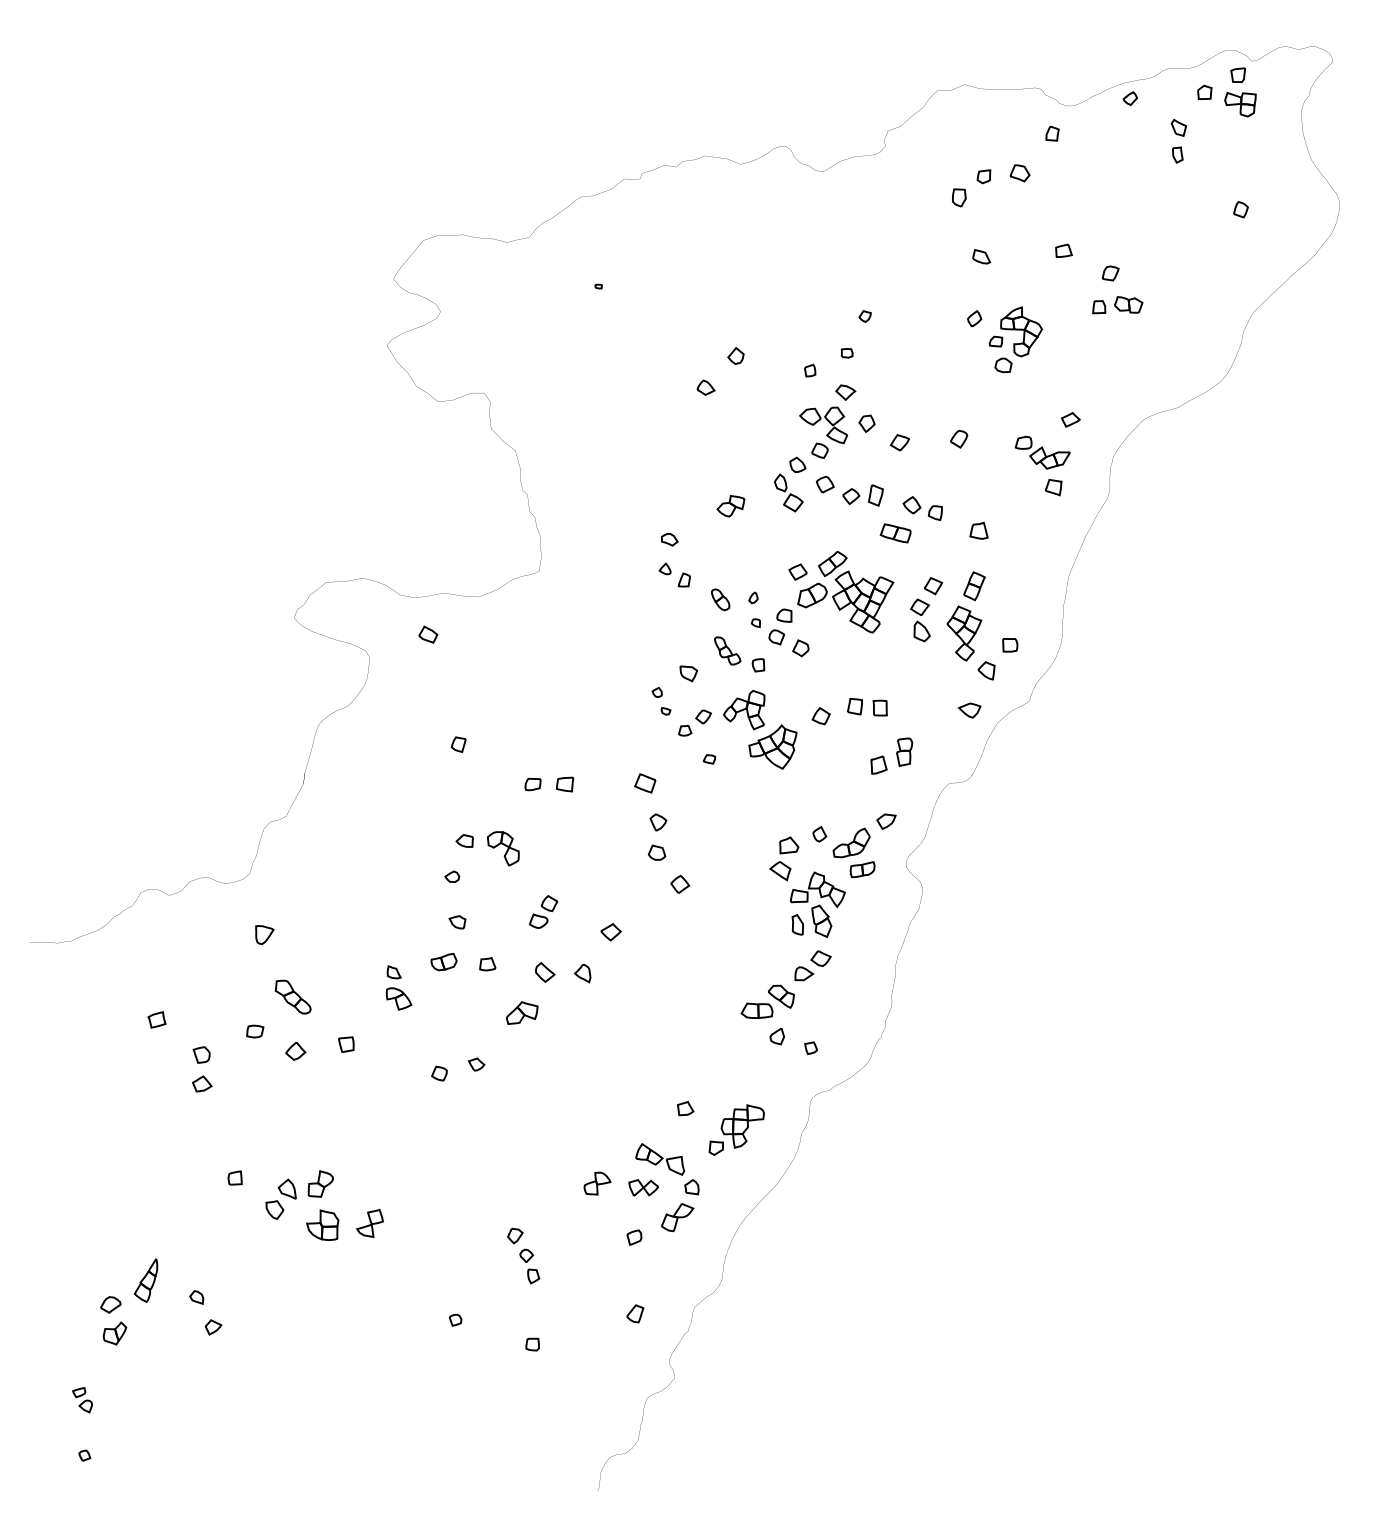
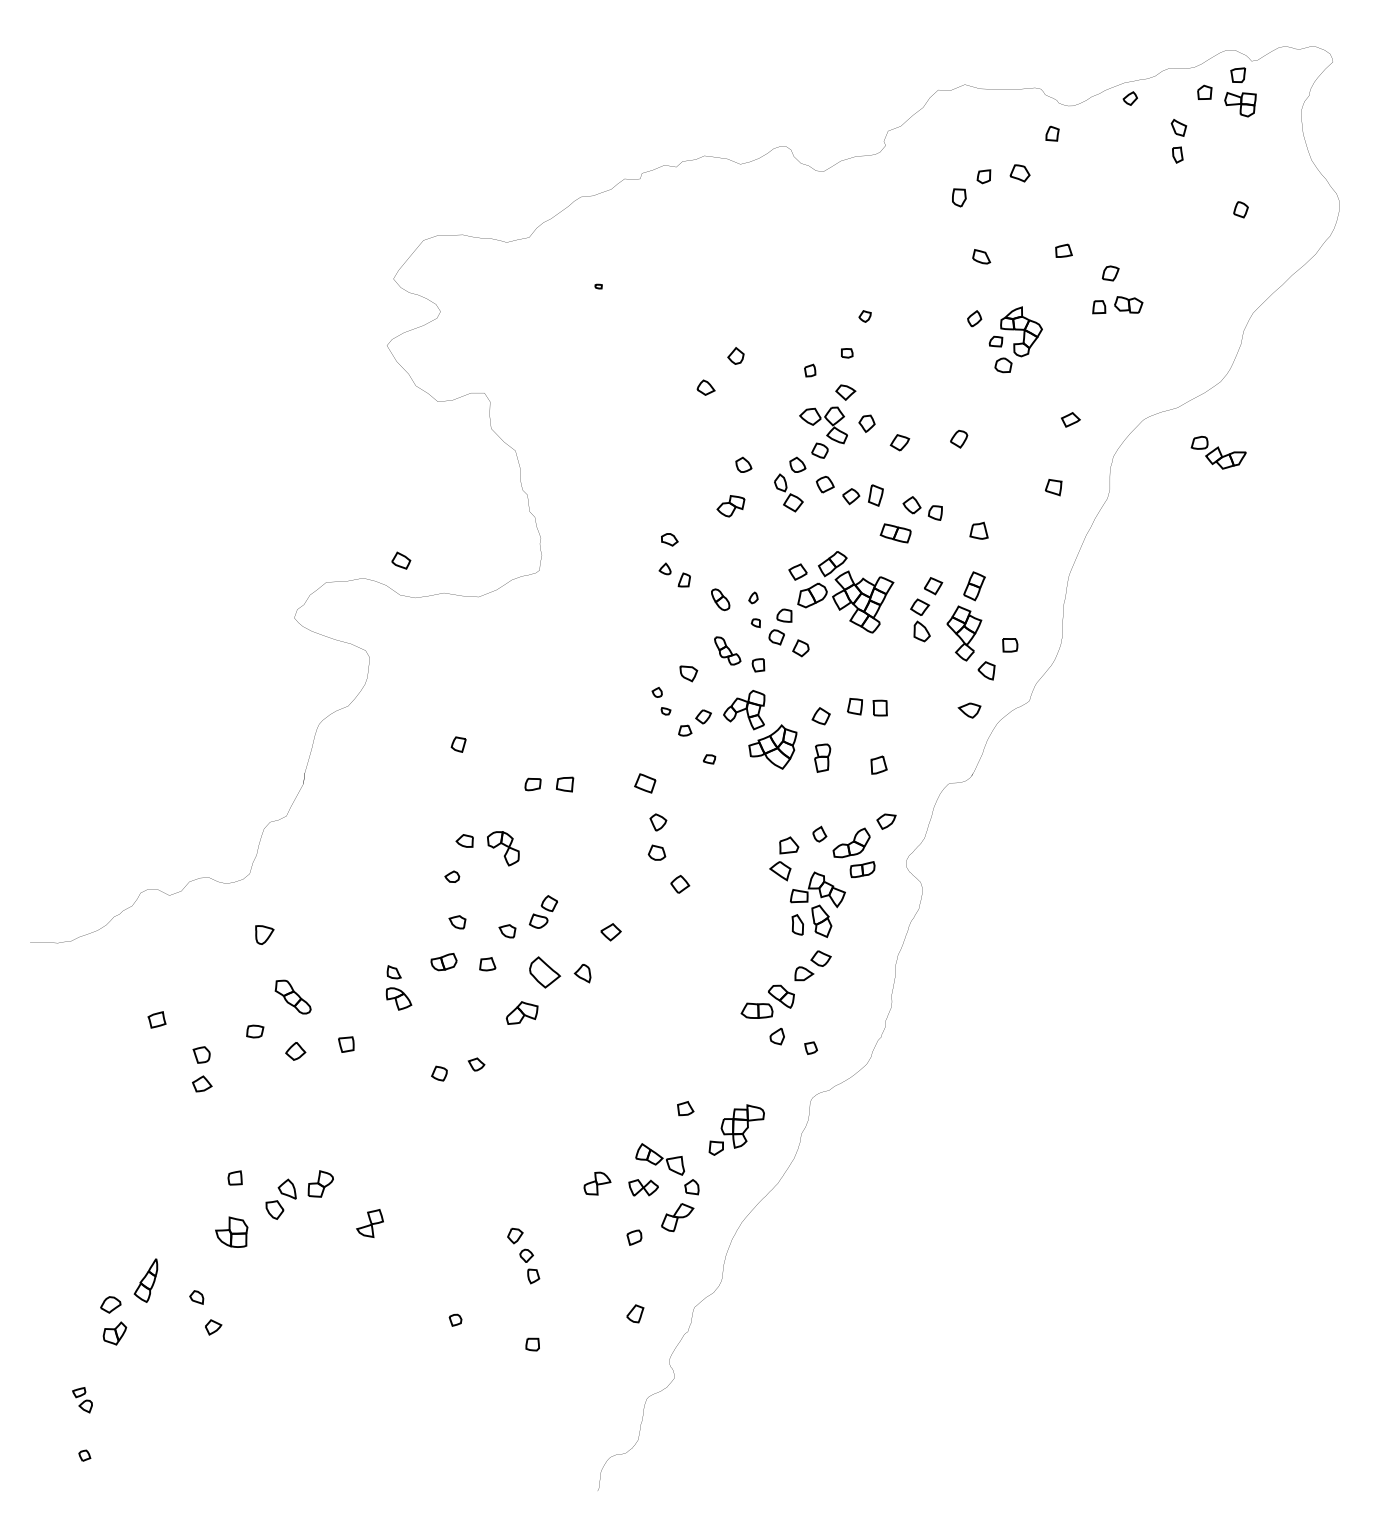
part position: (1042, 452) -> (1218, 452) (1218, 452)
part: none -> present (743, 464)
part position: (428, 634) -> (401, 560) (401, 560)
part position: (904, 751) -> (822, 757) (822, 757)
part: none -> present (507, 931)
part size: 21x21 px -> 33x33 px (545, 972)
part position: (322, 1224) -> (231, 1231) (231, 1231)
